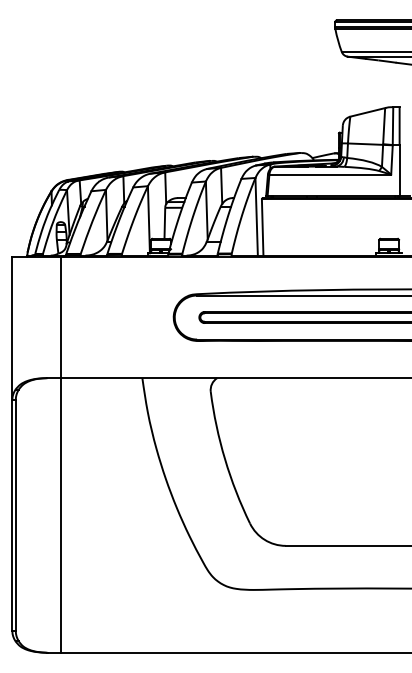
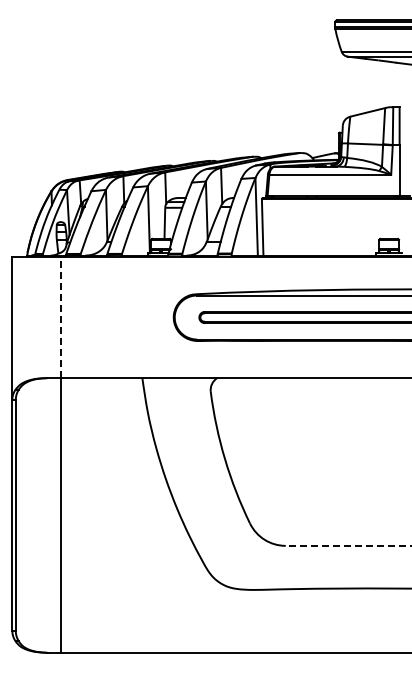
line: solid -> dashed (61, 317)
line: solid -> dashed (348, 545)
